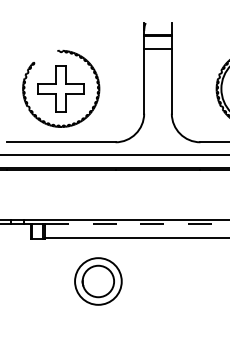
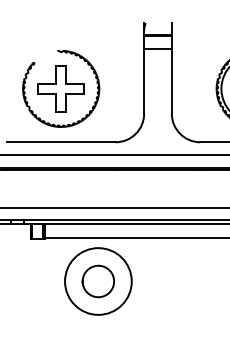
line: none -> present (114, 208)
line: dashed -> solid (138, 224)
circle diameter: 47 px -> 67 px (98, 281)
